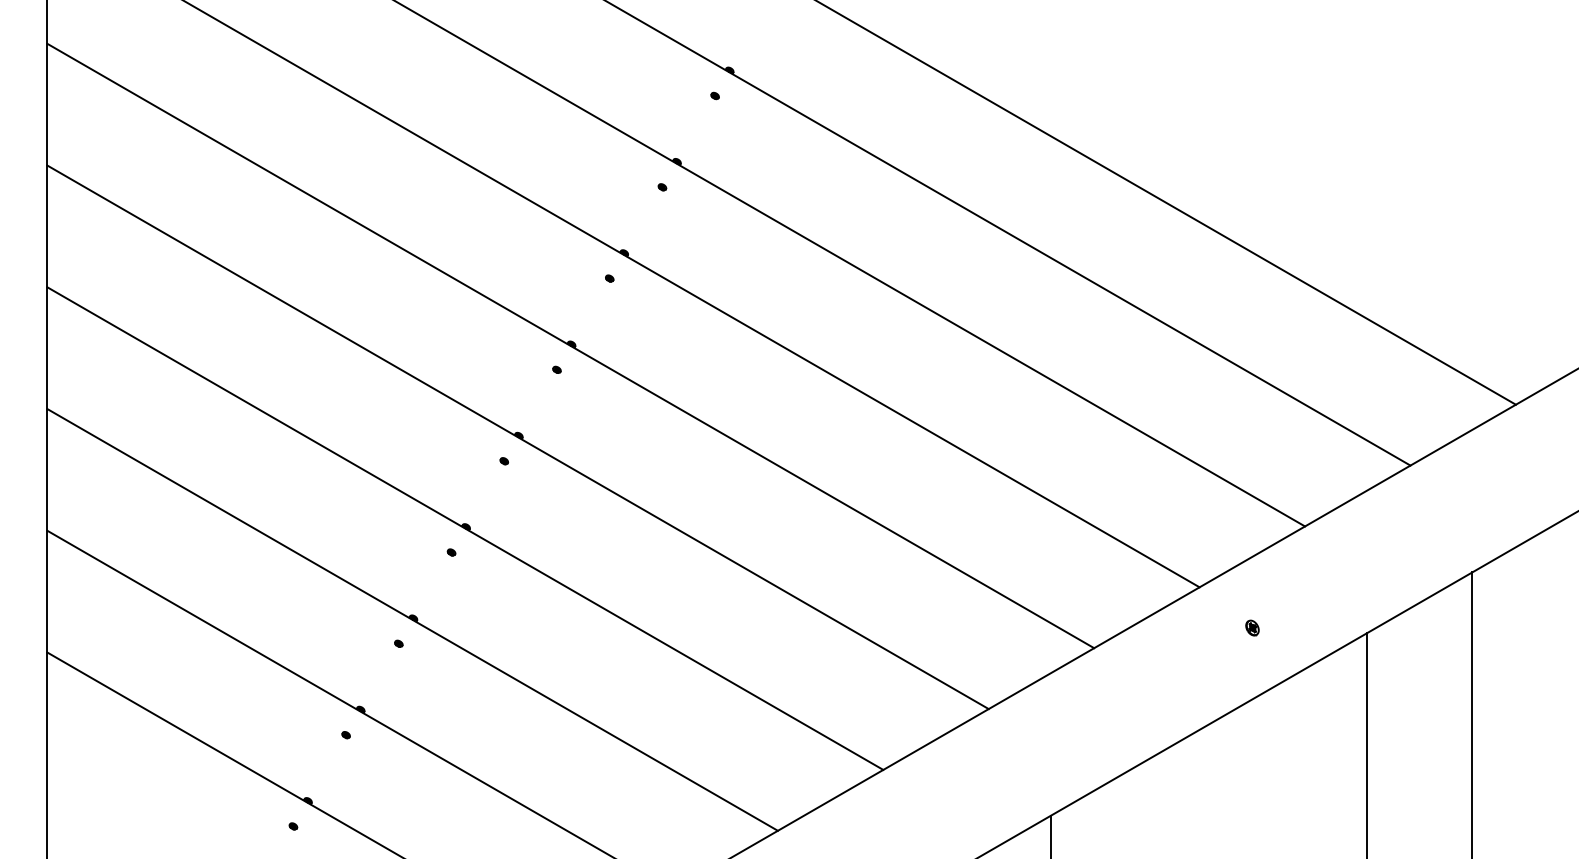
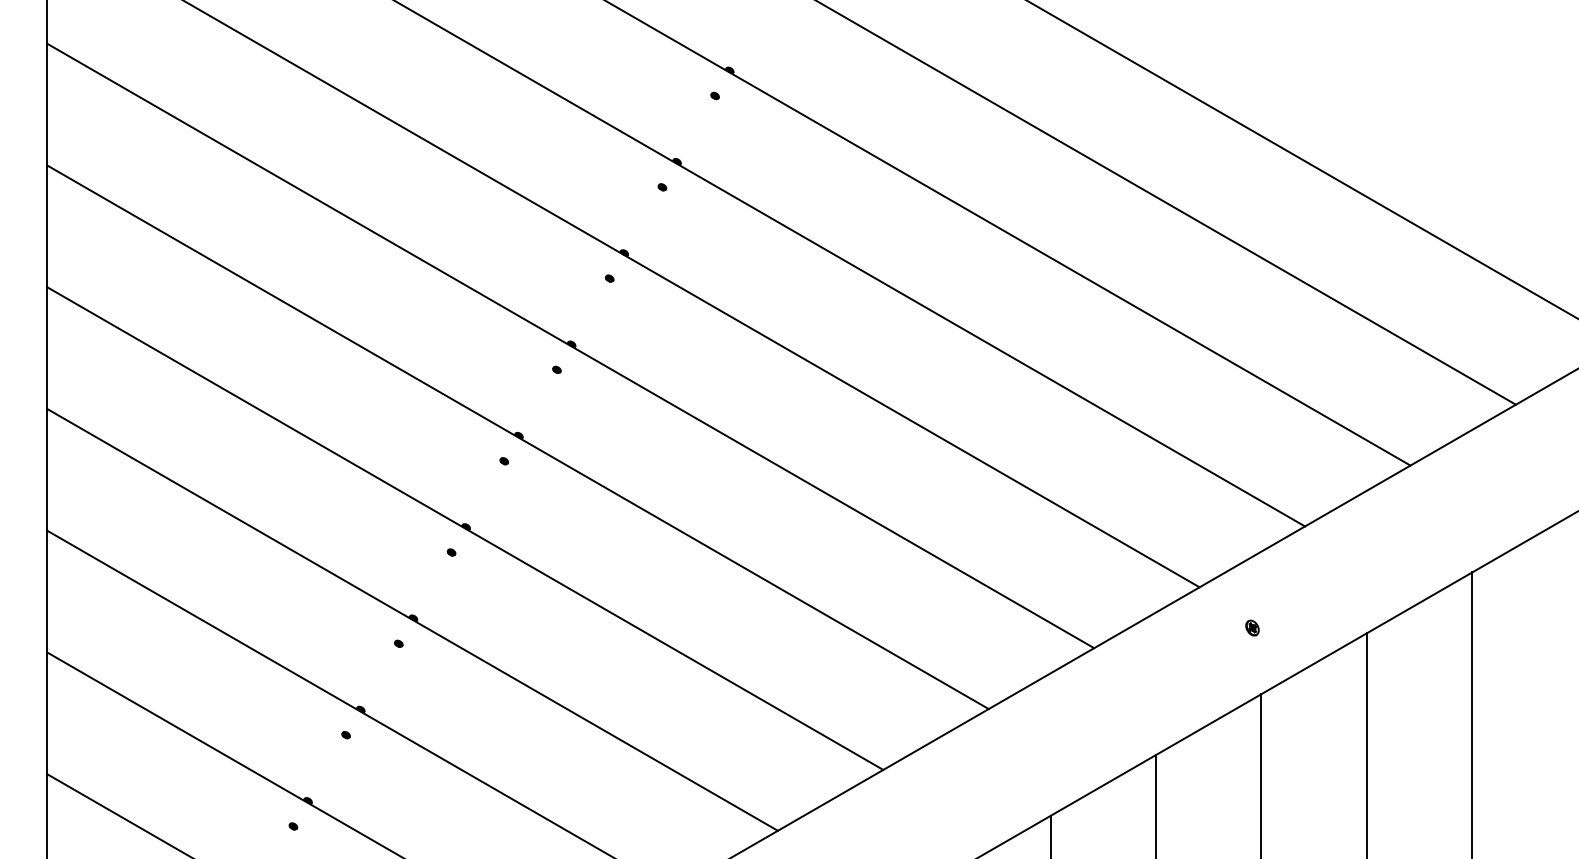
line: none -> present (1302, 159)
line: none -> present (1261, 774)
line: none -> present (1155, 805)
line: none -> present (117, 814)
